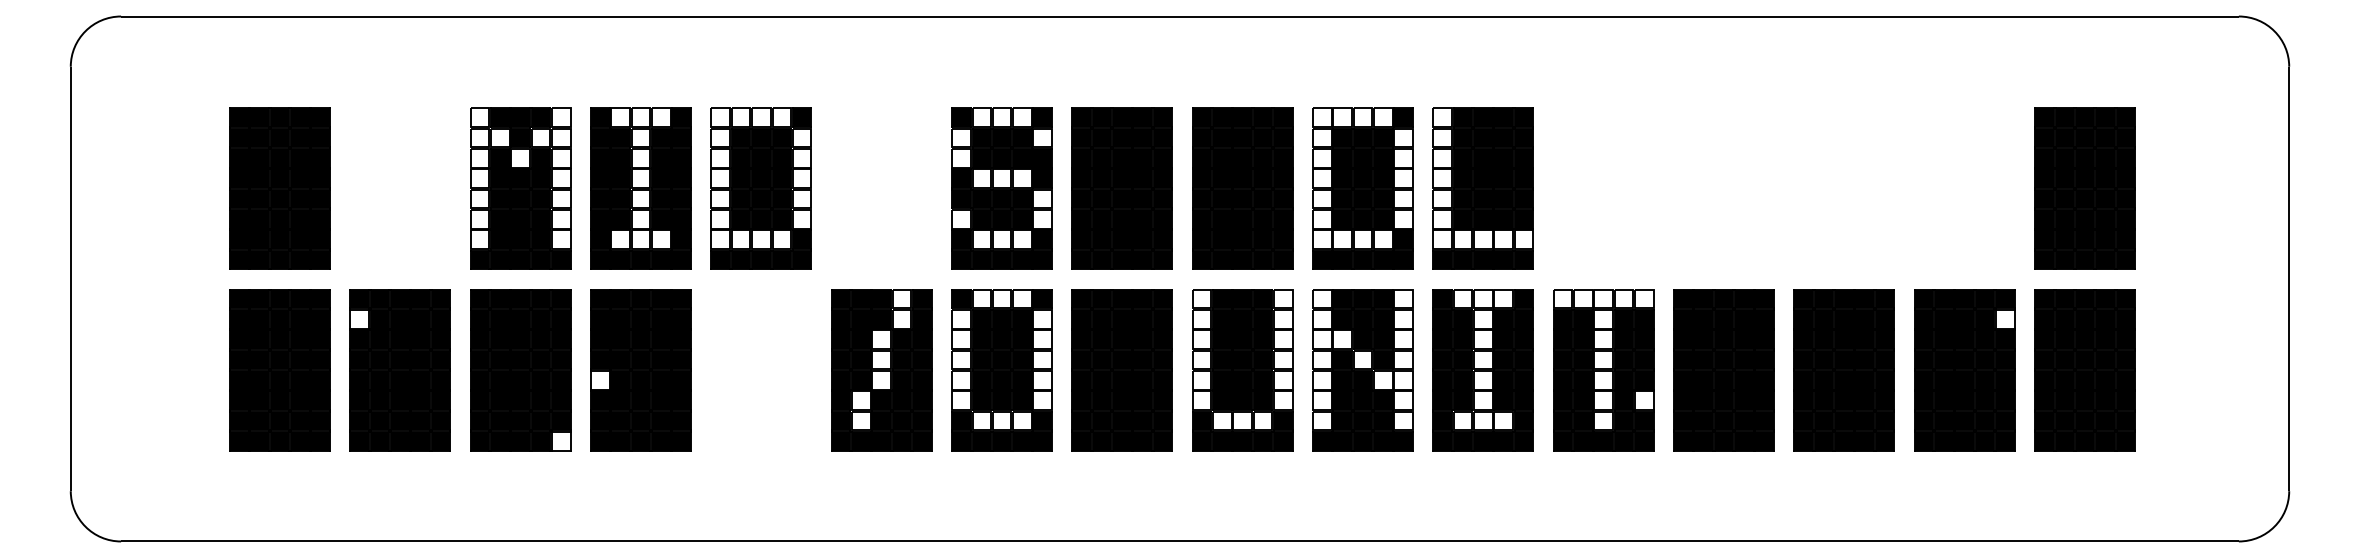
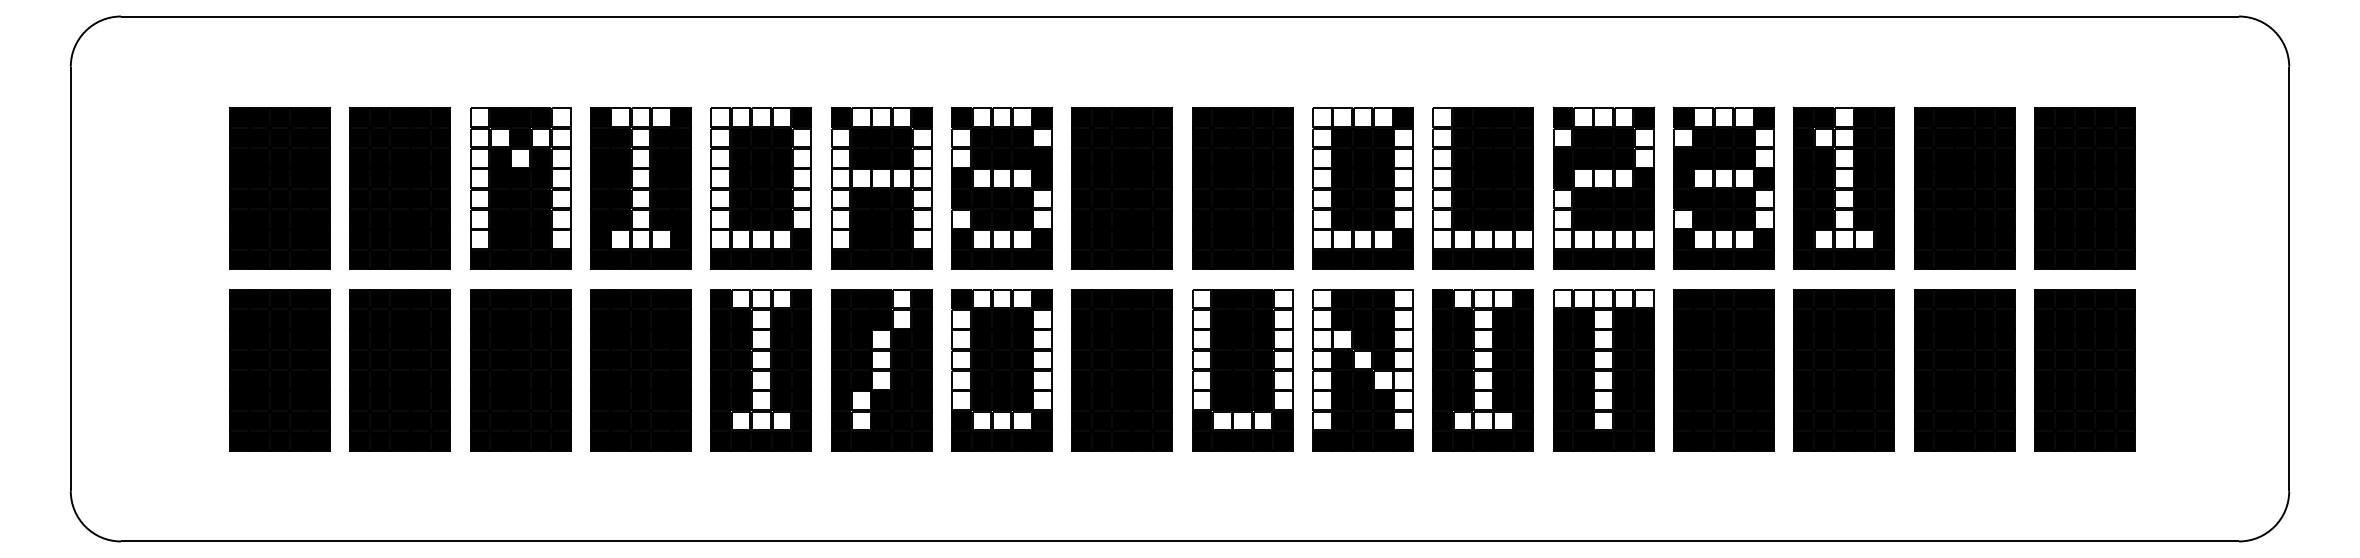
part: none -> present (399, 188)
part: none -> present (881, 188)
part: none -> present (1603, 188)
part: none -> present (1723, 188)
part: none -> present (1843, 188)
part: none -> present (1964, 188)
fill: none -> present (359, 319)
fill: none -> present (2005, 319)
part: none -> present (760, 370)
fill: none -> present (600, 380)
fill: none -> present (1644, 400)
fill: none -> present (561, 441)
